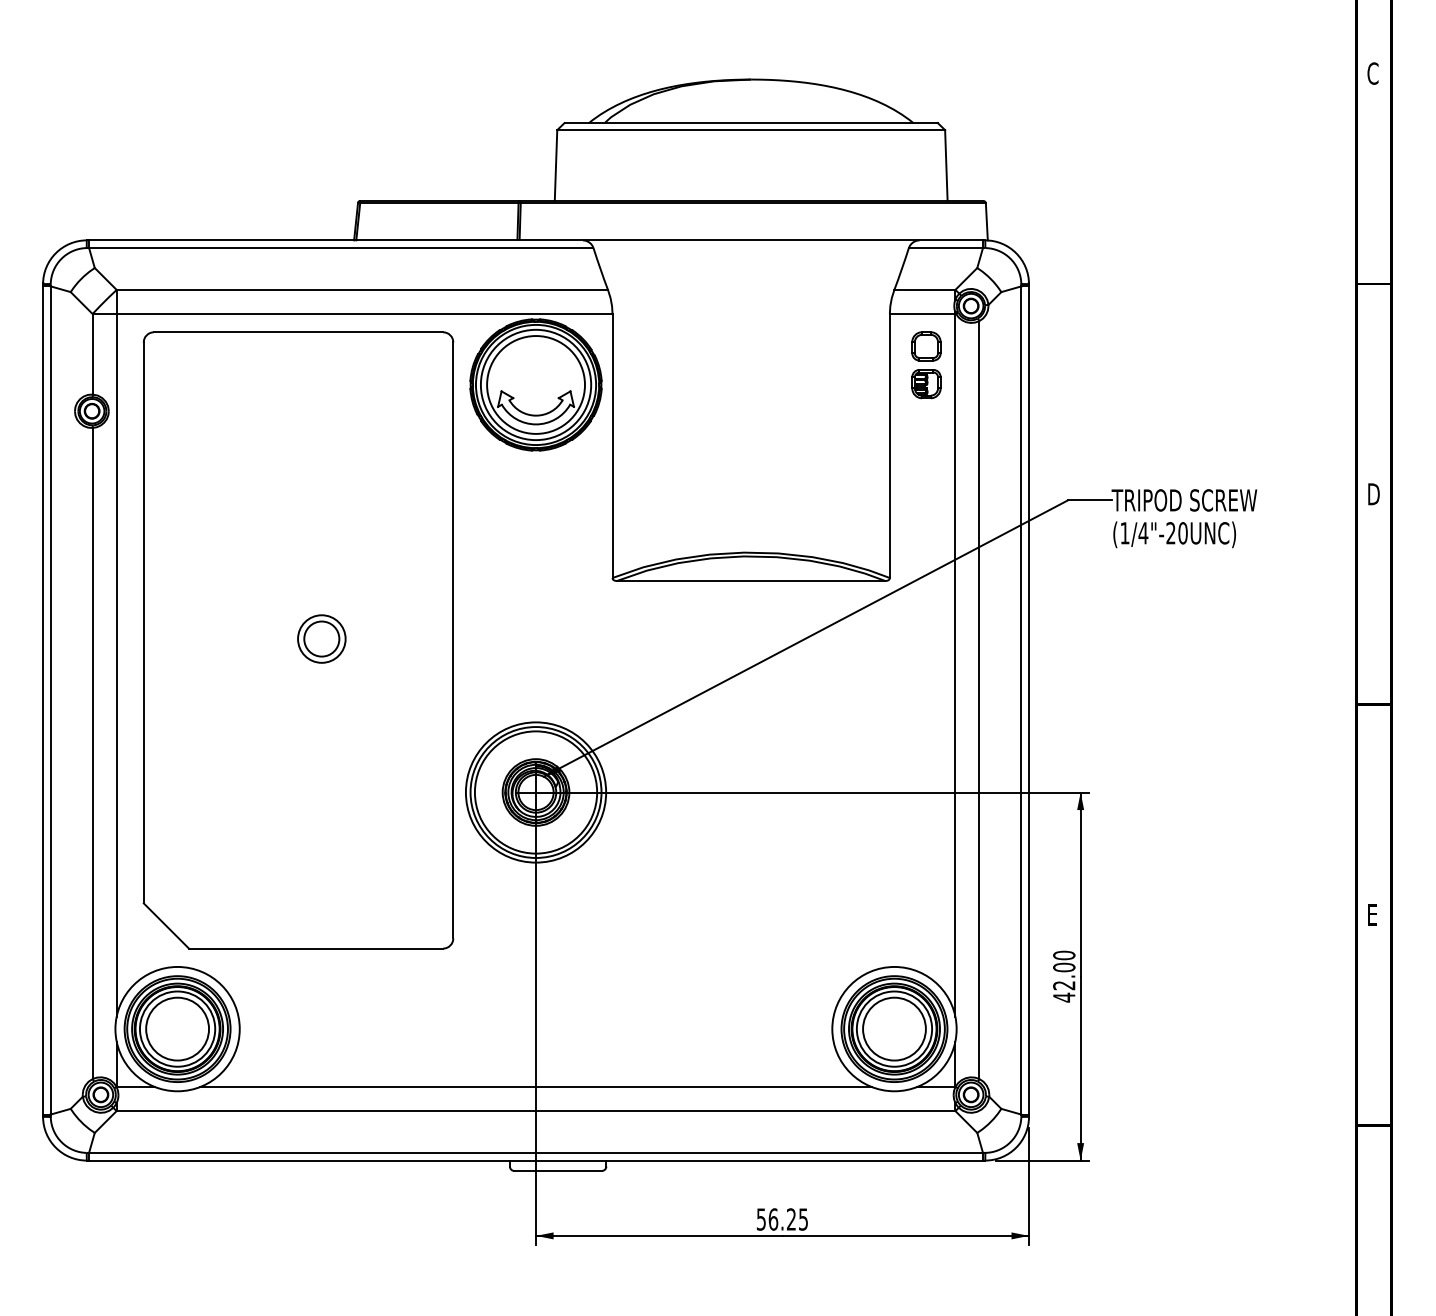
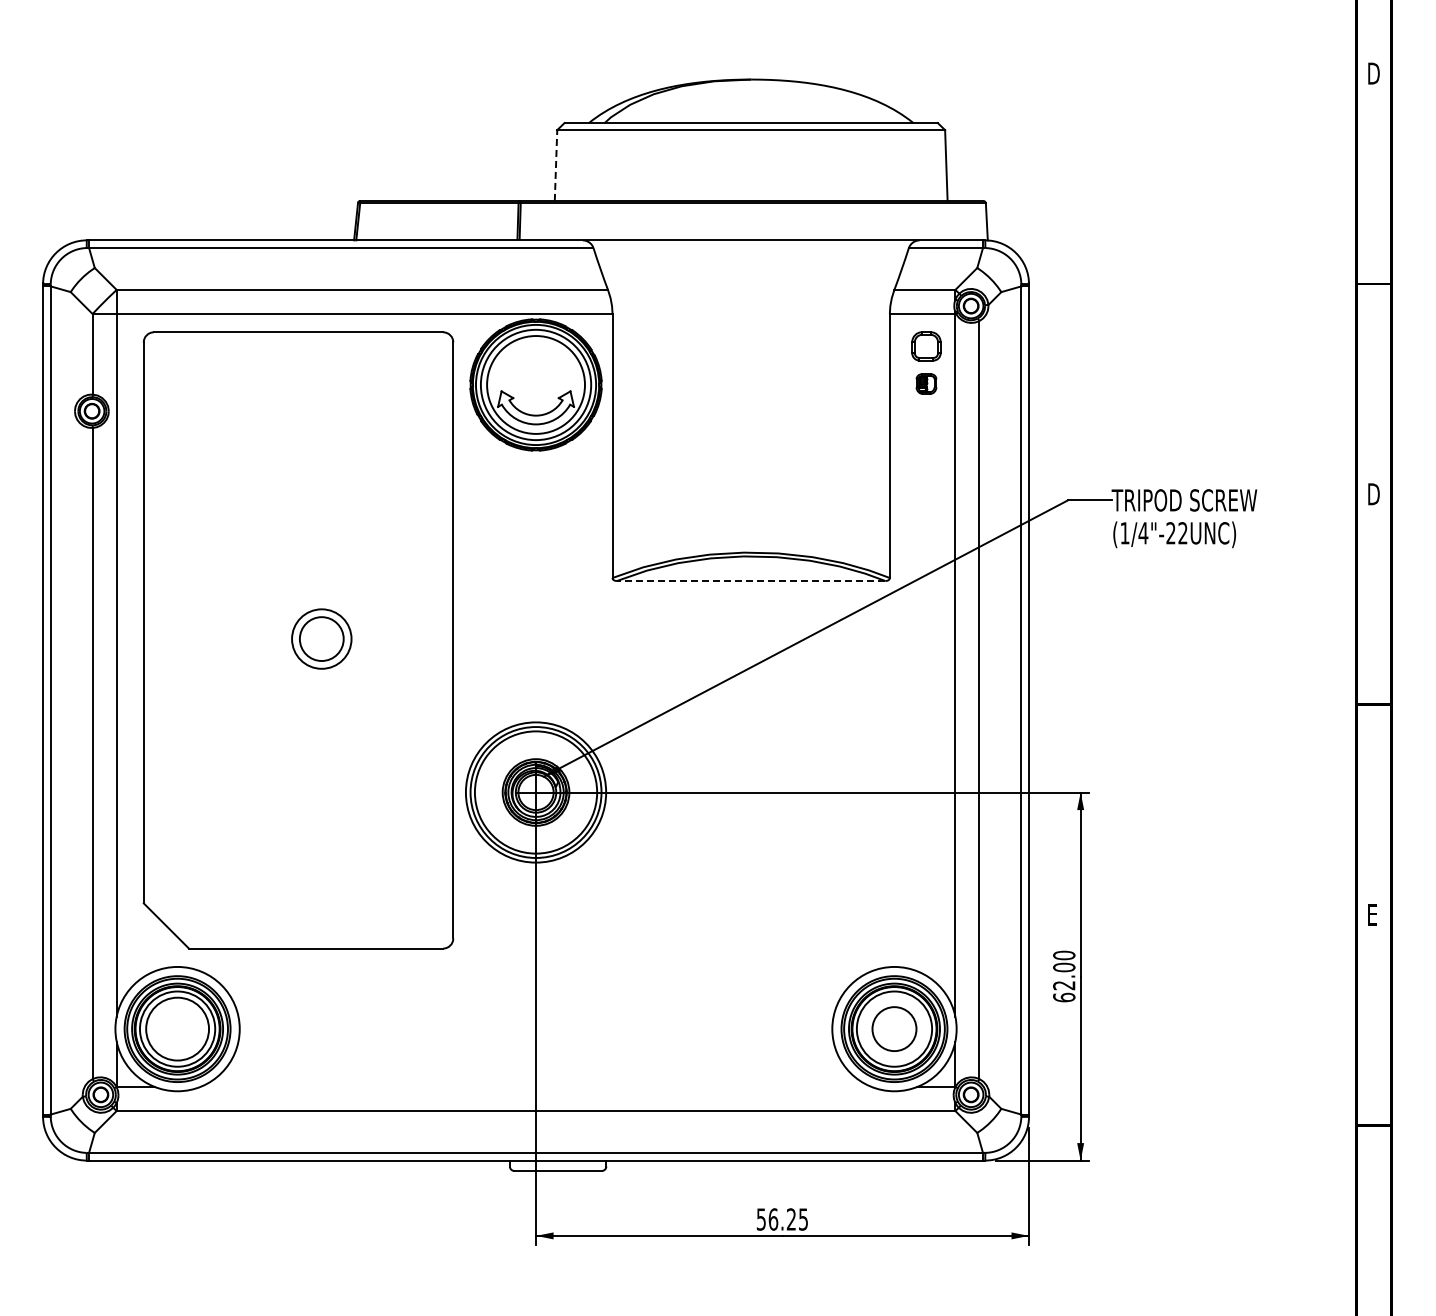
text: C -> D (1373, 73)
line: solid -> dashed (556, 165)
part size: 31x31 px -> 23x22 px (926, 383)
text: (1/4"-20UNC) -> (1/4"-22UNC) (1182, 533)
line: solid -> dashed (750, 581)
part size: 50x50 px -> 62x62 px (321, 638)
text: 42.00 -> 62.00 (1064, 997)
circle diameter: 63 px -> 44 px (894, 1029)
line: present -> none (535, 1086)
